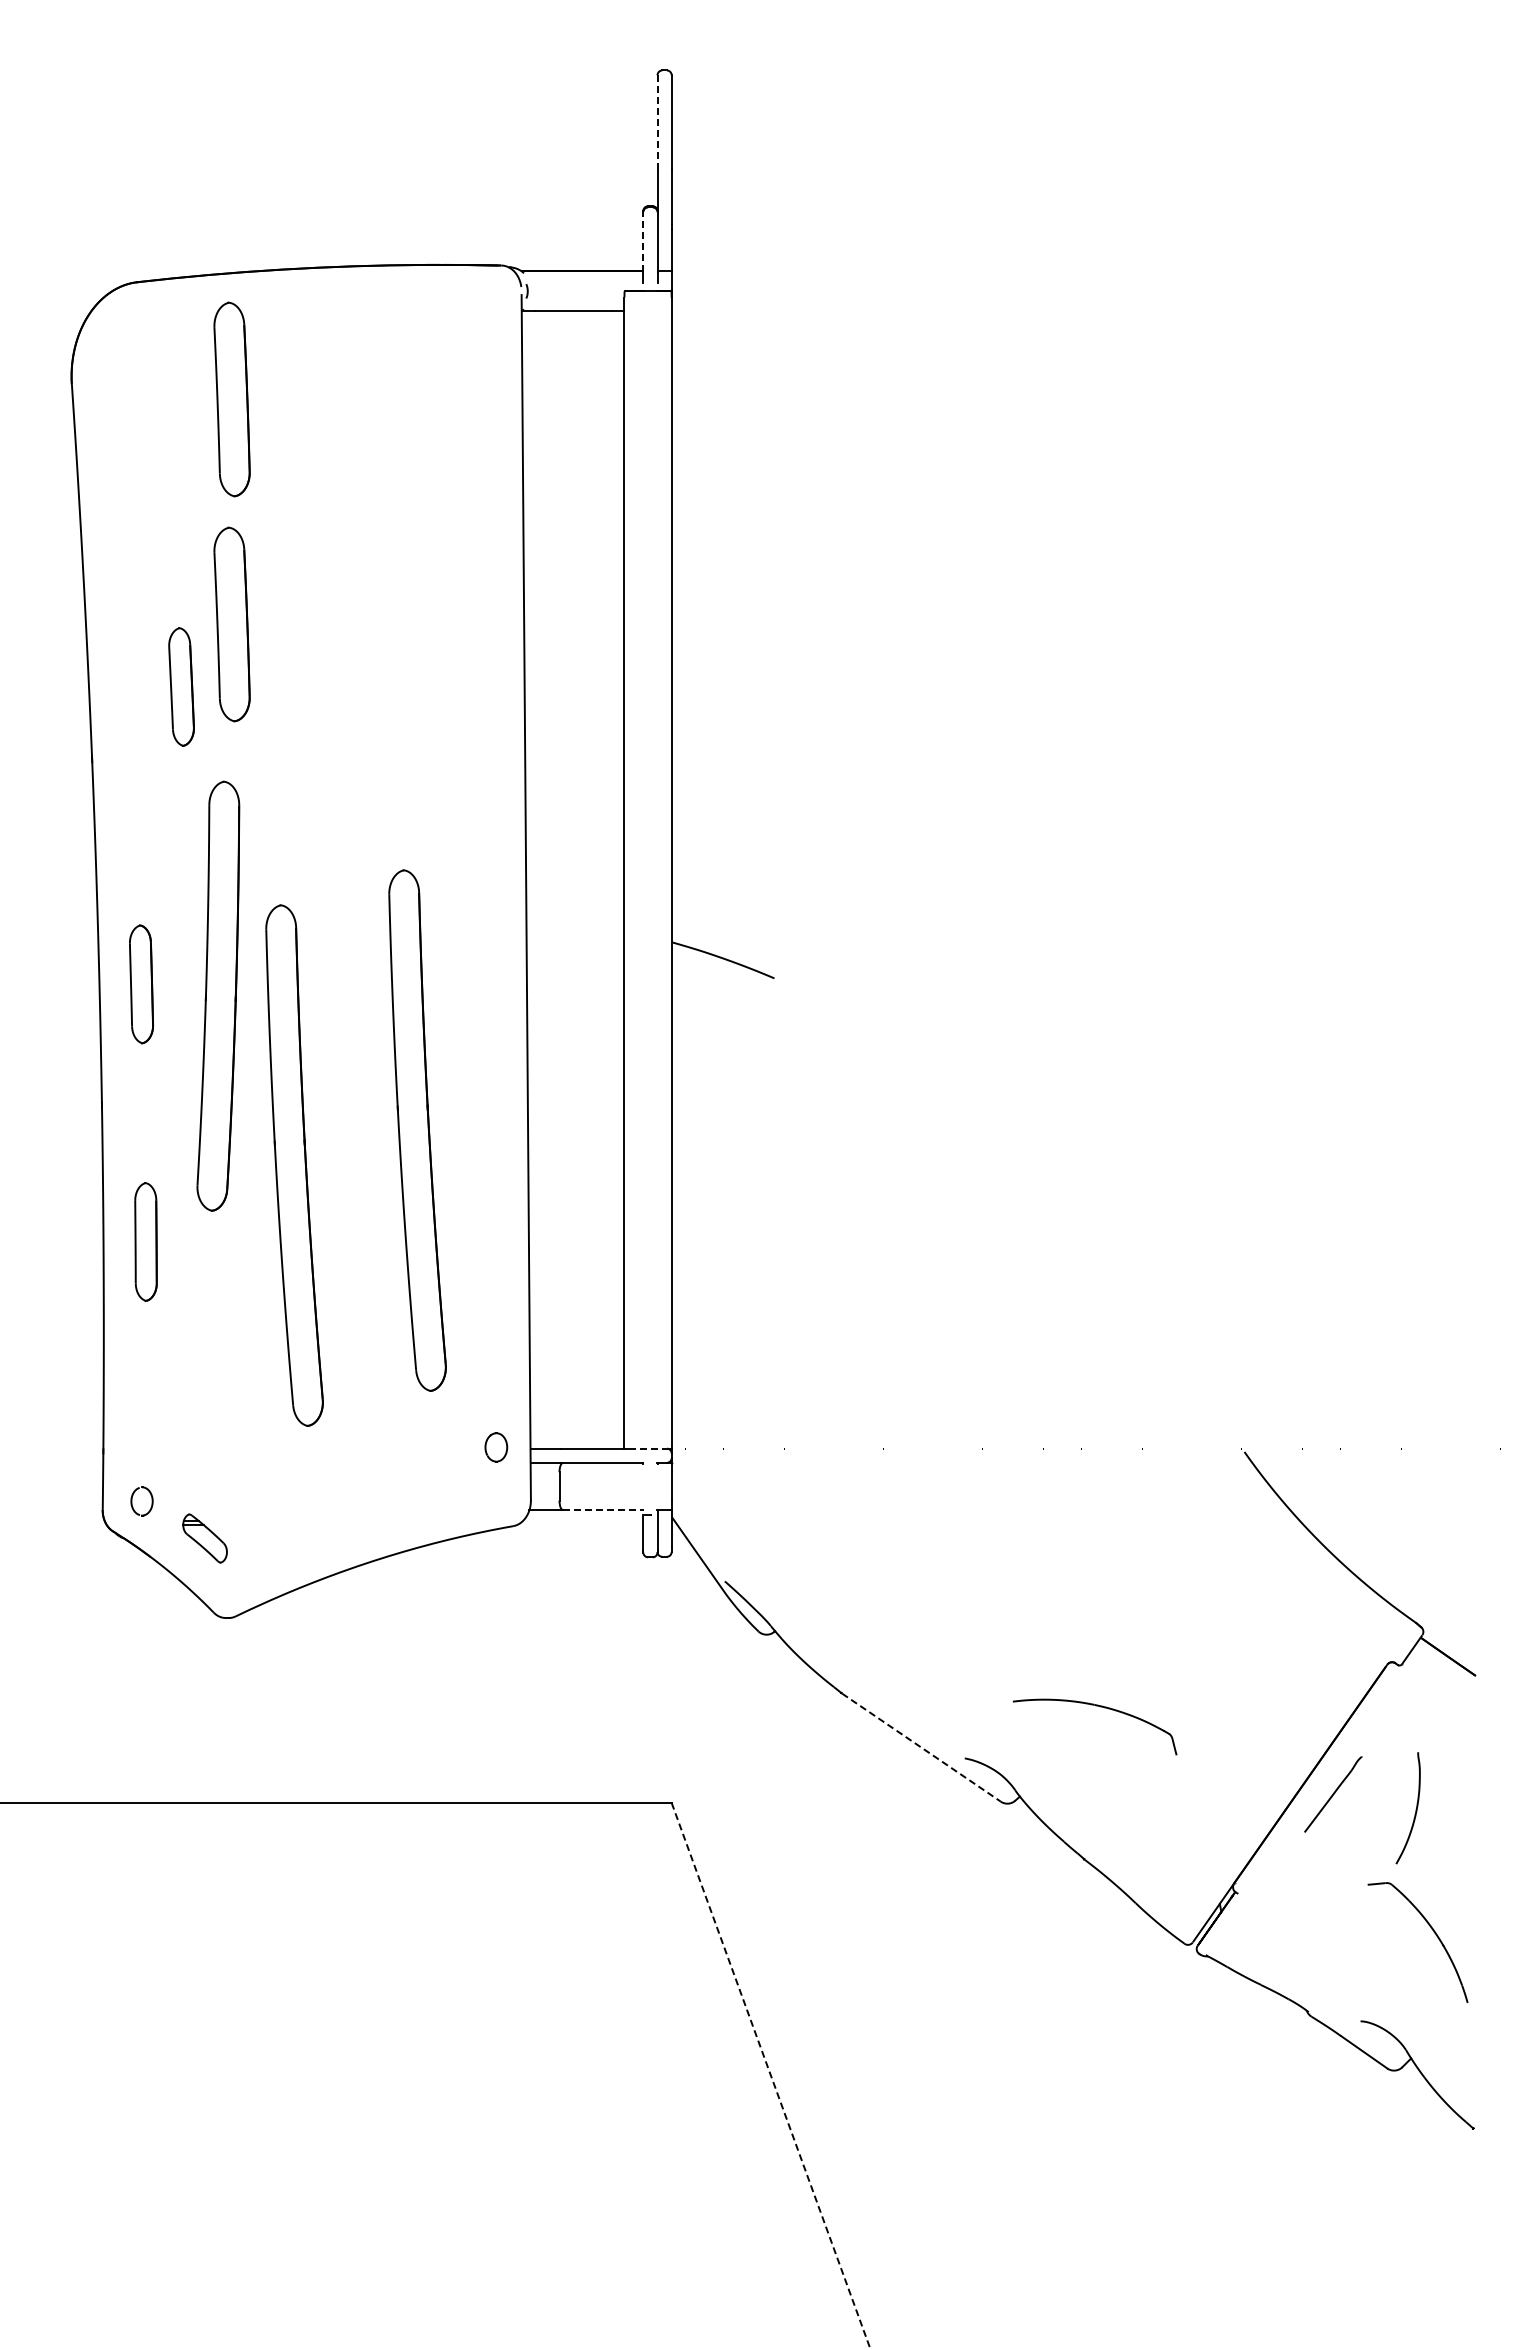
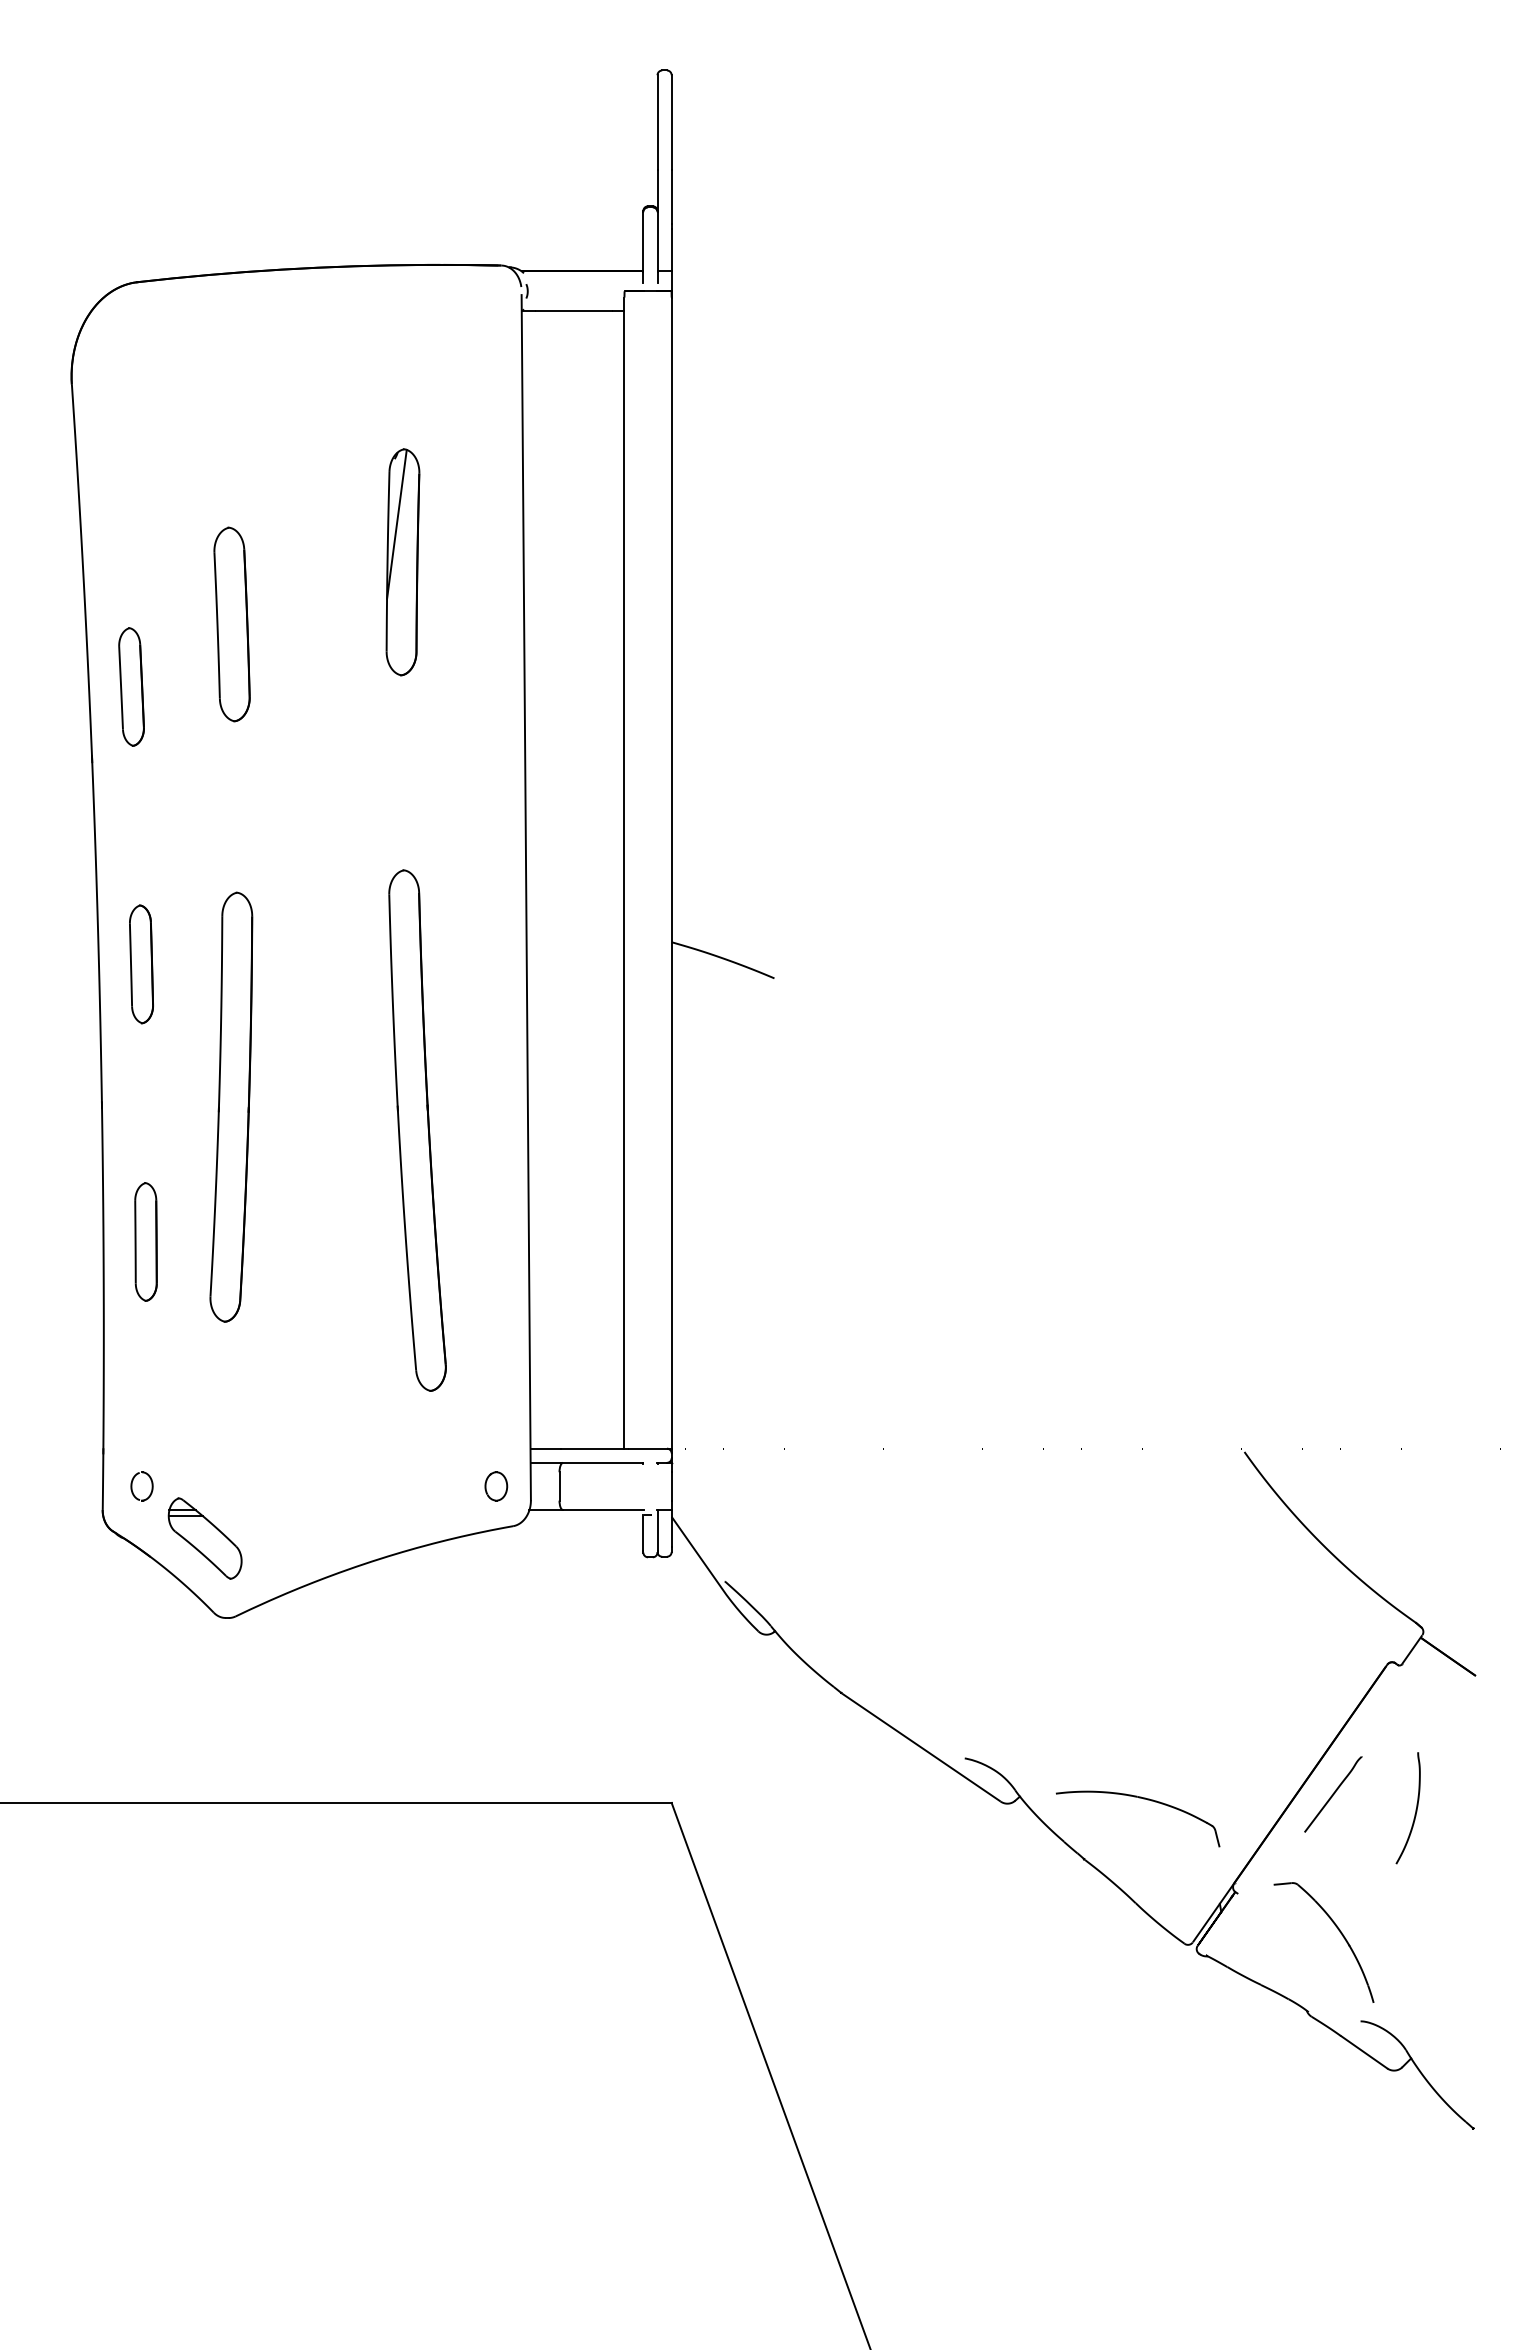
line: dashed -> solid (657, 121)
line: dashed -> solid (643, 242)
part: present -> none (231, 399)
part: none -> present (402, 562)
part position: (181, 686) -> (131, 686) (131, 686)
part position: (141, 984) -> (141, 964) (141, 964)
part position: (218, 995) -> (231, 1106) (231, 1106)
part: present -> none (294, 1165)
part position: (496, 1447) -> (496, 1486) (496, 1486)
line: dashed -> solid (648, 1448)
part position: (132, 1501) -> (132, 1486) (132, 1486)
line: dashed -> solid (603, 1510)
part size: 46x51 px -> 76x83 px (204, 1538)
part position: (1100, 1707) -> (1143, 1799) (1143, 1799)
line: dashed -> solid (921, 1747)
part position: (1433, 1932) -> (1339, 1932) (1339, 1932)
line: dashed -> solid (771, 2076)
